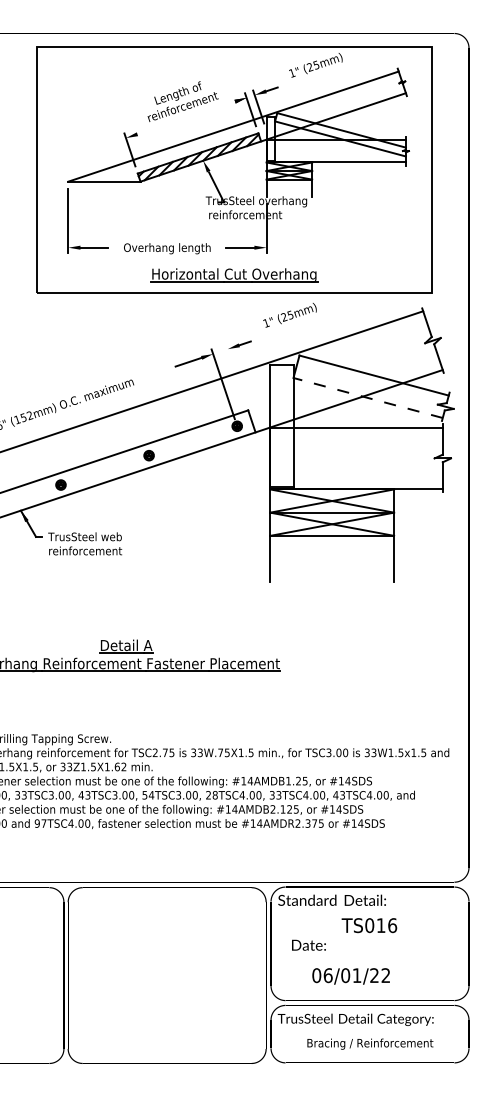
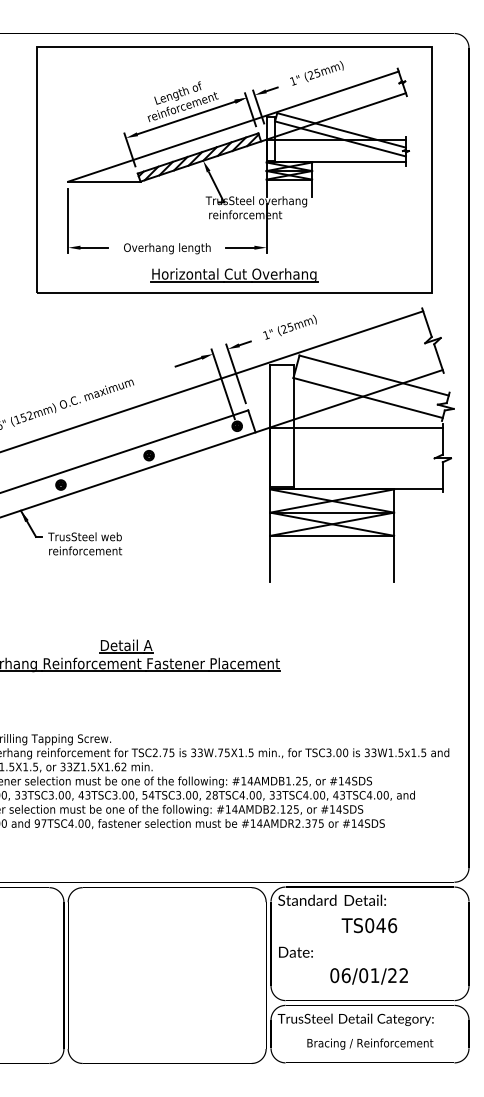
text position: (315, 65) -> (316, 73) (316, 73)
line: none -> present (186, 117)
text position: (289, 315) -> (289, 327) (289, 327)
line: none -> present (235, 373)
line: dashed -> solid (367, 397)
text: TS016 -> TS046 (380, 925)
text position: (308, 944) -> (295, 951) (295, 951)
text position: (350, 976) -> (368, 976) (368, 976)
